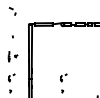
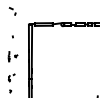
part: present -> none (63, 83)
